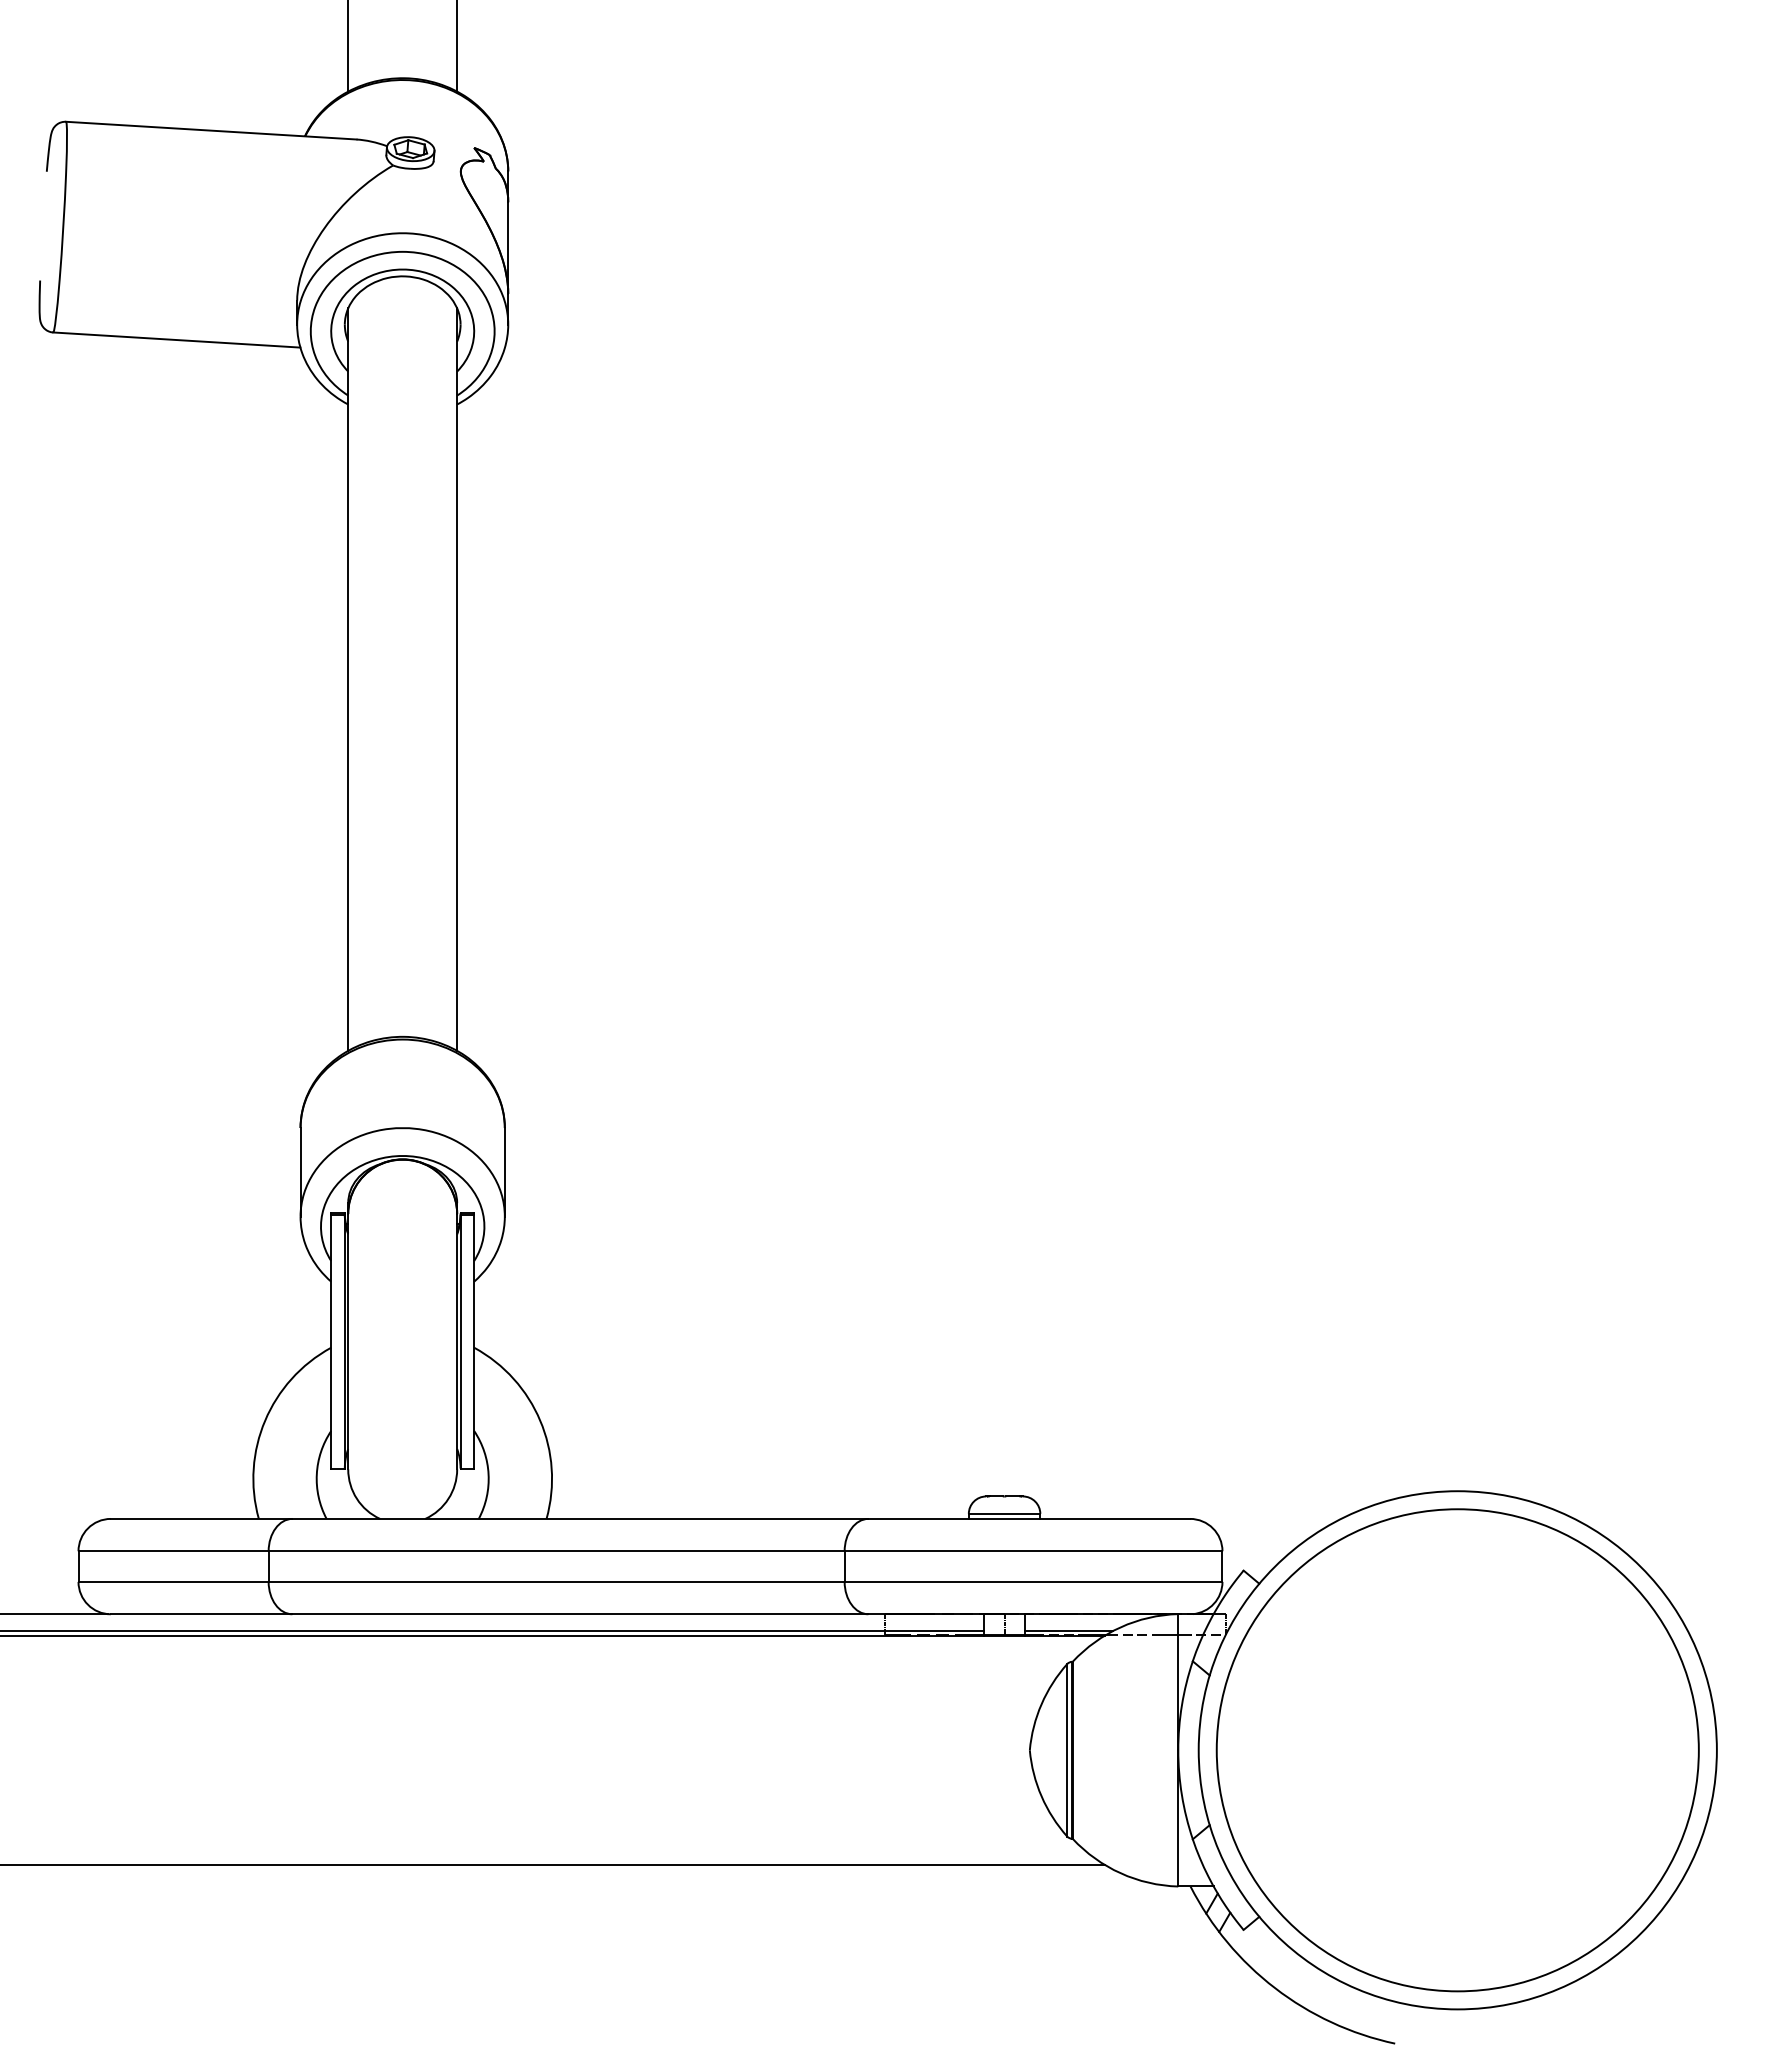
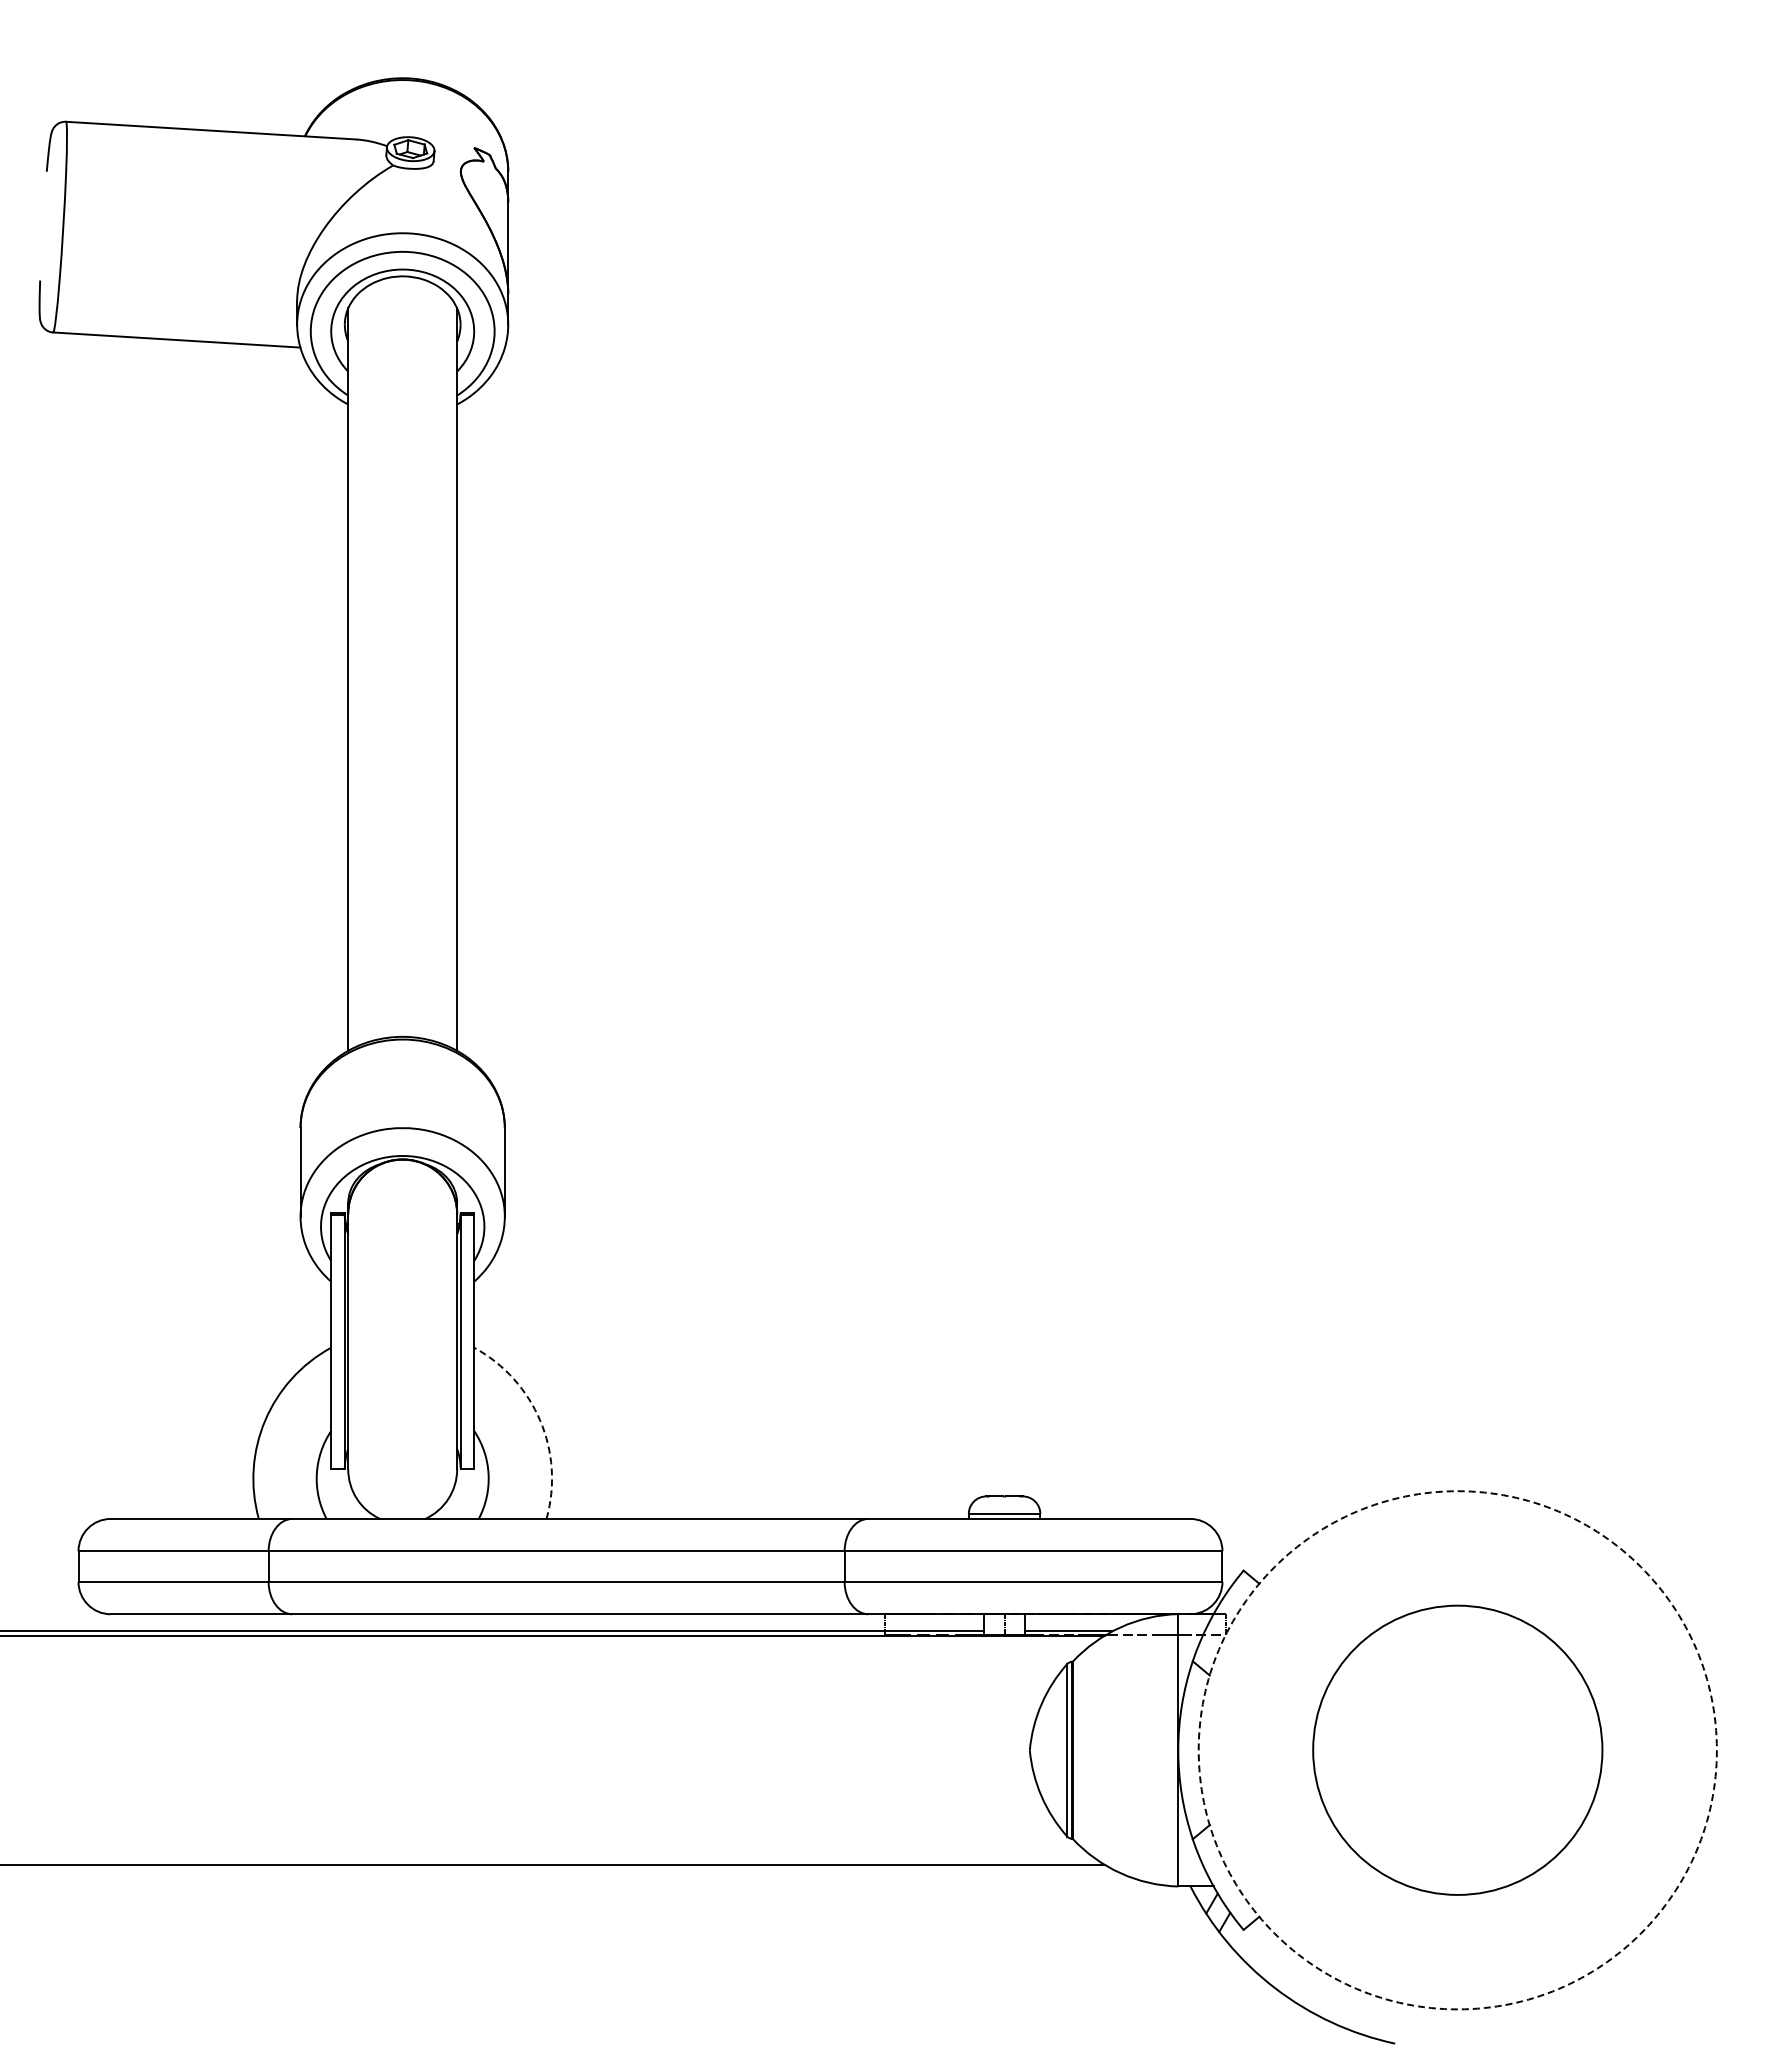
line: present -> none (348, 46)
line: present -> none (457, 46)
arc: solid -> dashed (540, 1420)
line: present -> none (55, 1614)
circle diameter: 482 px -> 289 px (1457, 1749)
circle: solid -> dashed (1457, 1750)
